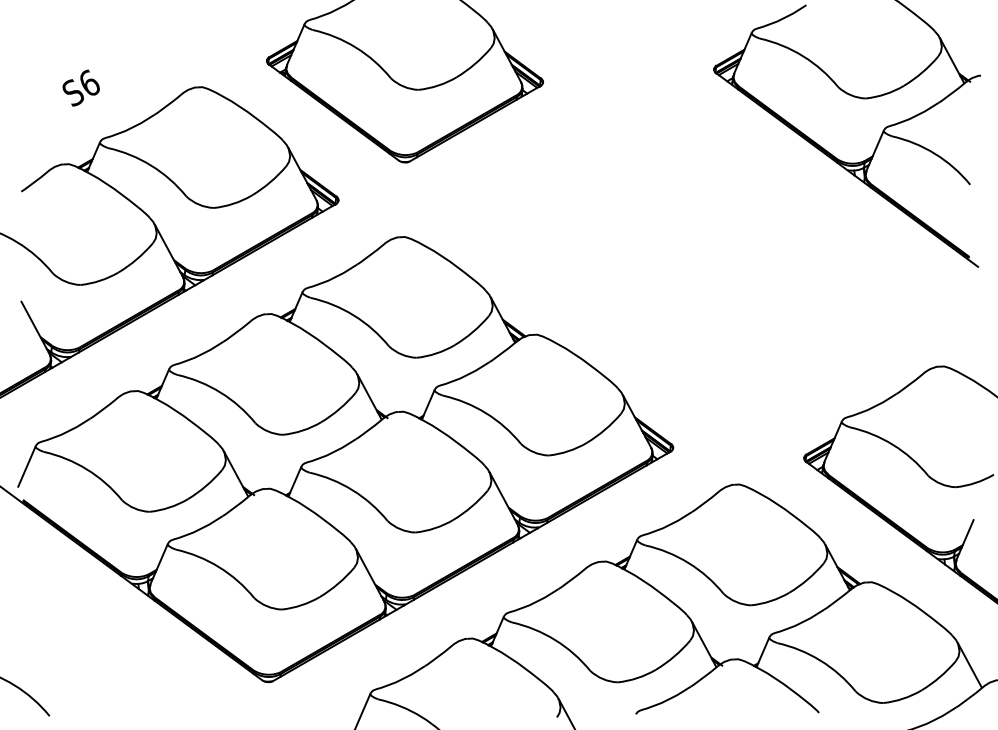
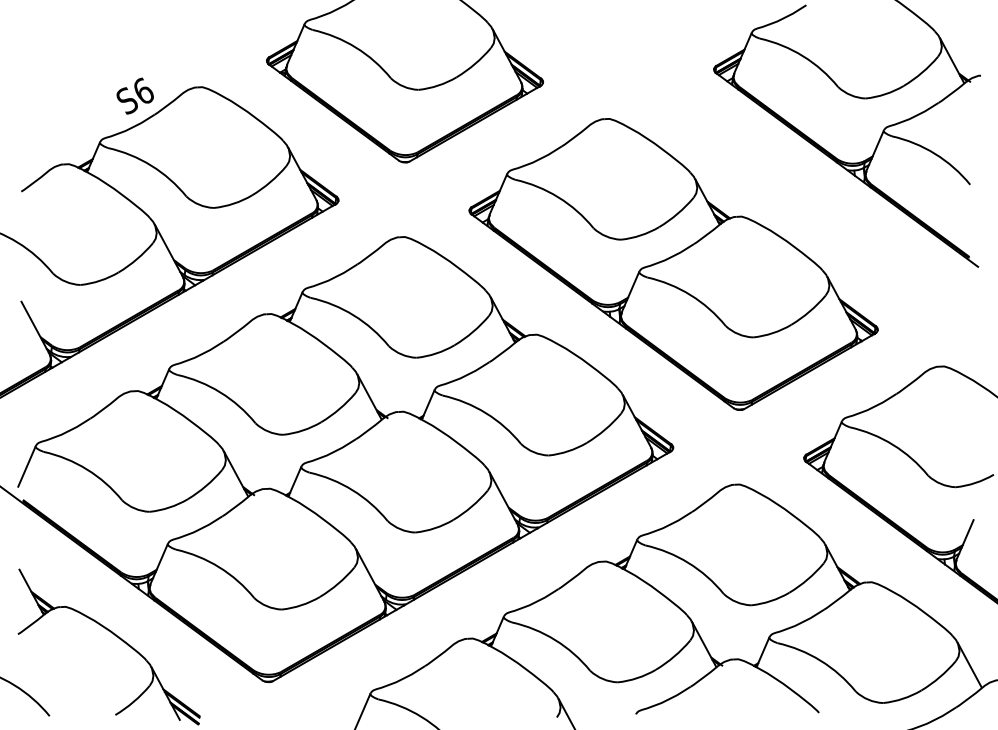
text position: (80, 87) -> (134, 95) (134, 95)
part: none -> present (673, 264)
part: none -> present (115, 636)
